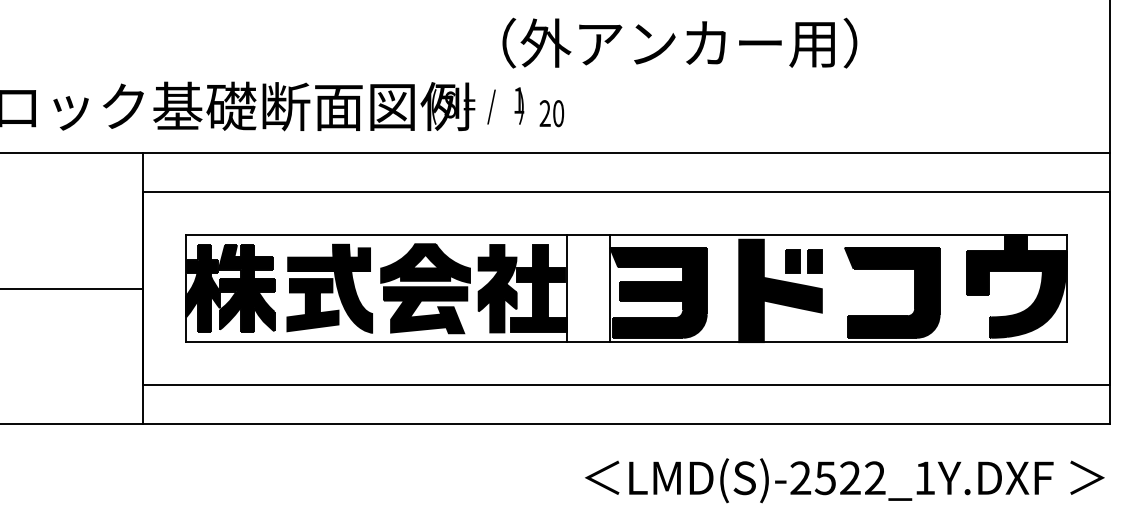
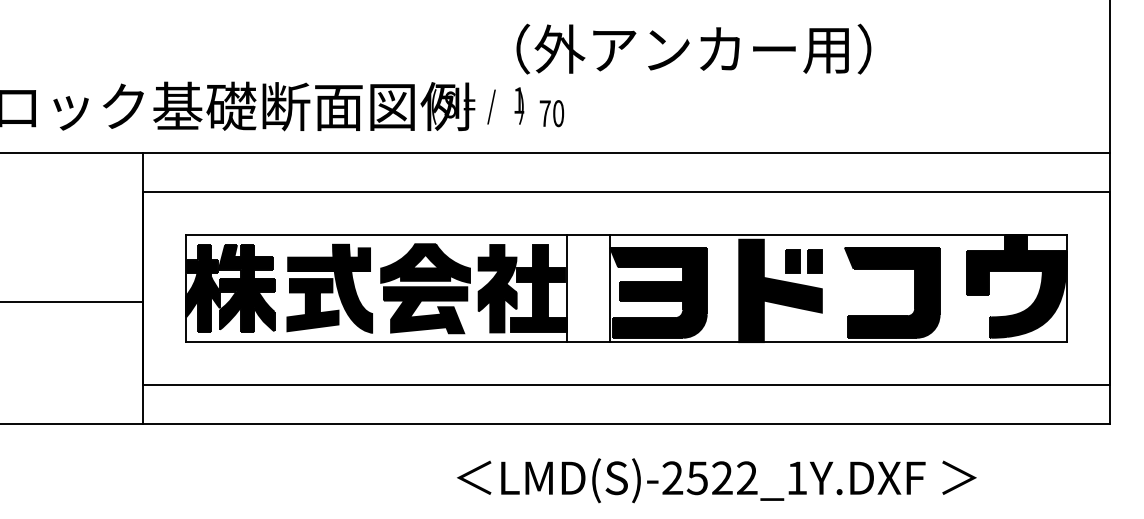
text position: (679, 42) -> (693, 48) (693, 48)
text: 20 -> 70 (544, 113)
line position: (72, 288) -> (72, 301) (72, 301)
text position: (844, 480) -> (716, 480) (716, 480)
